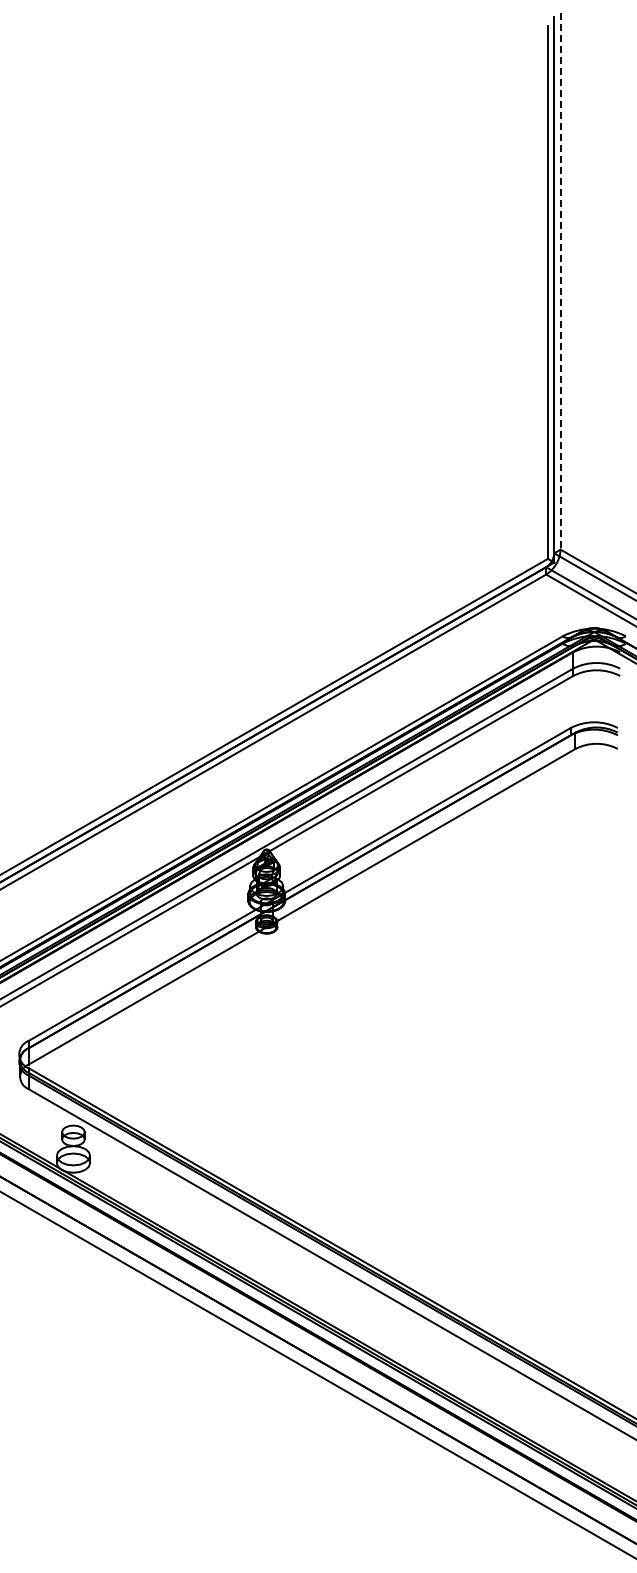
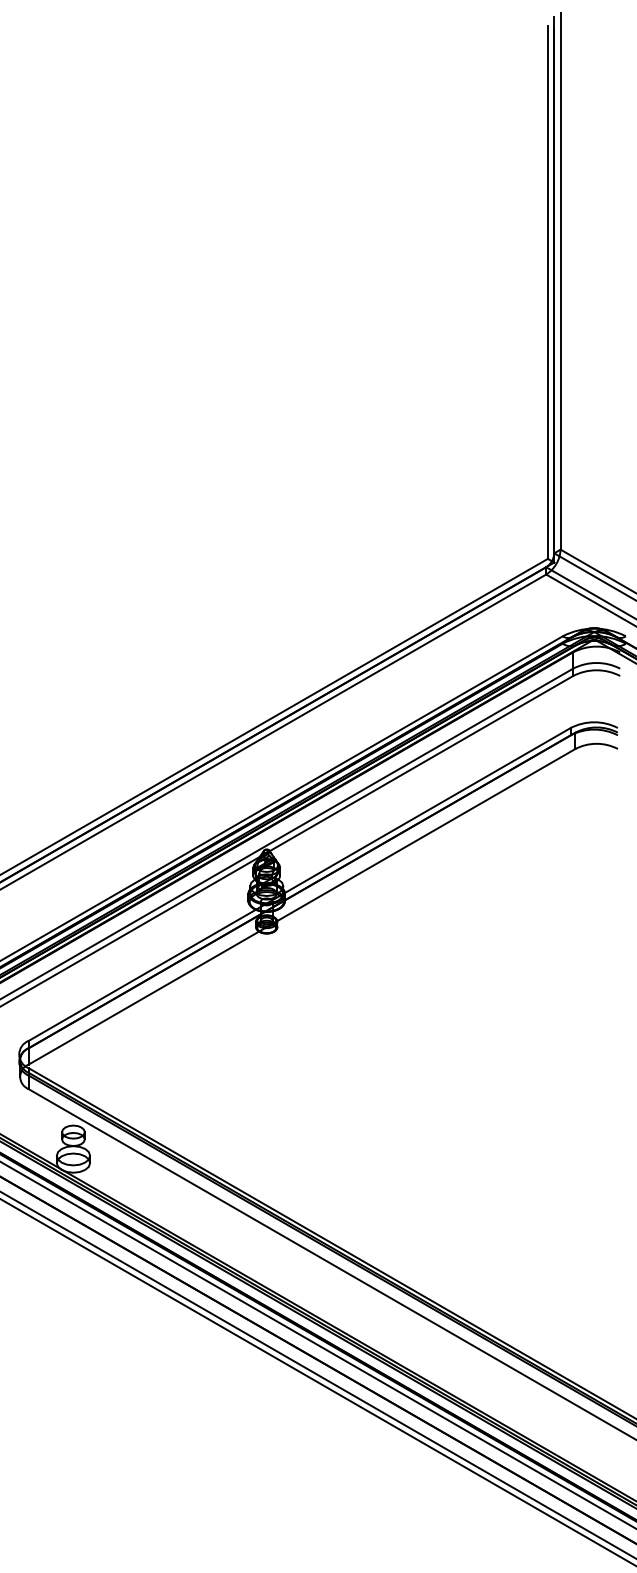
line: dashed -> solid (560, 282)
line: none -> present (317, 1344)
line: none -> present (317, 1382)
